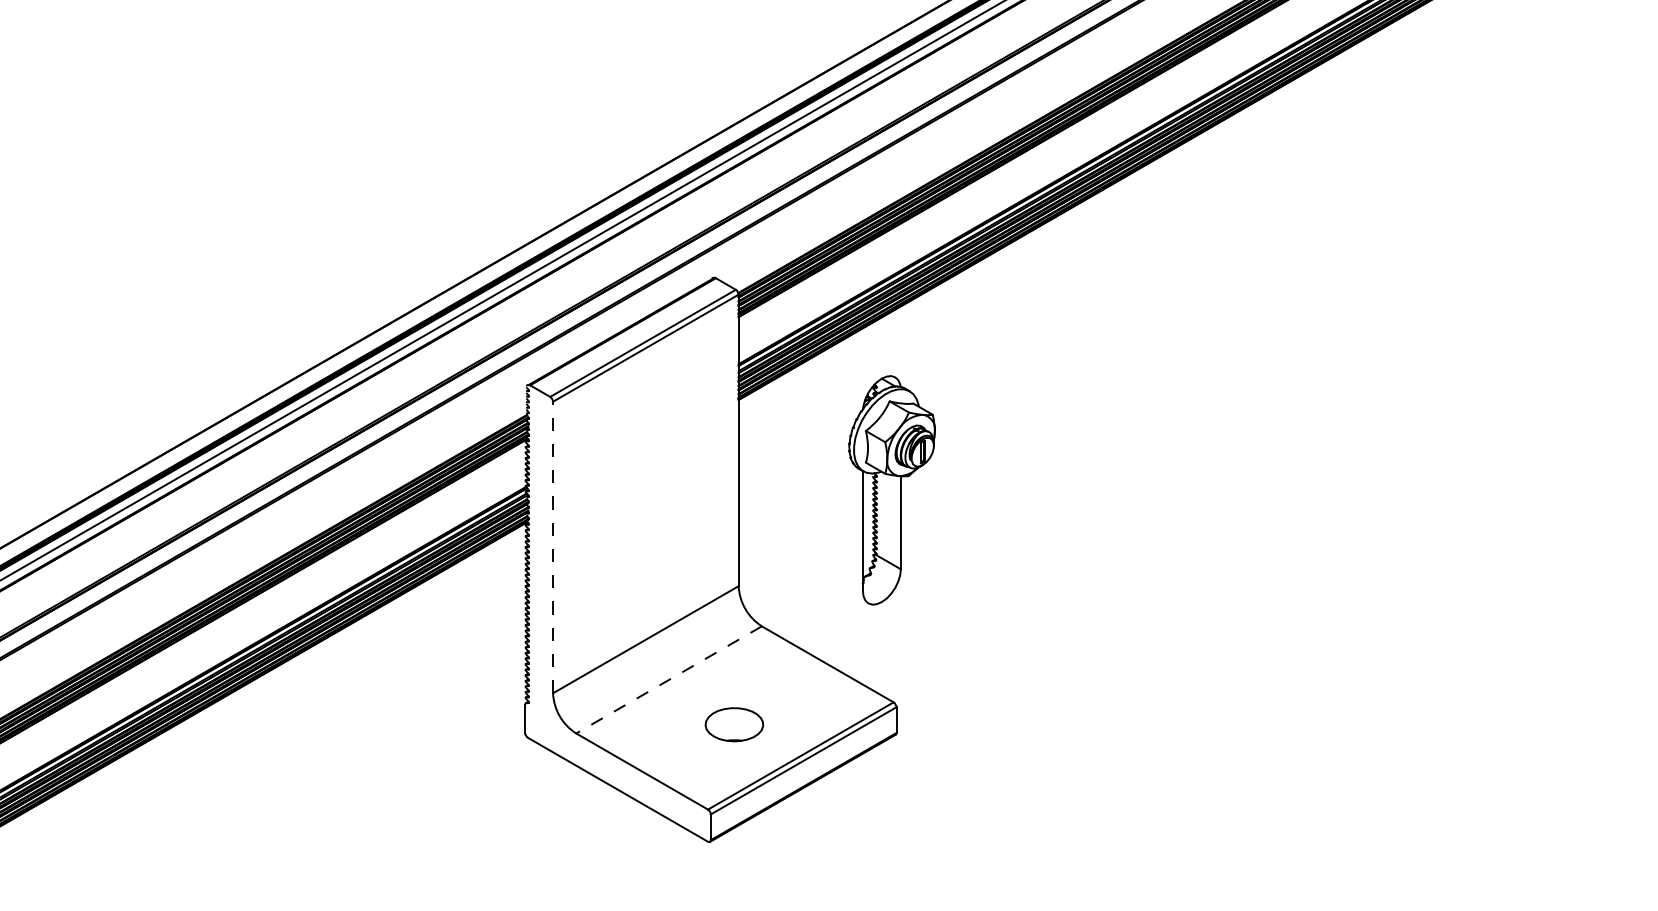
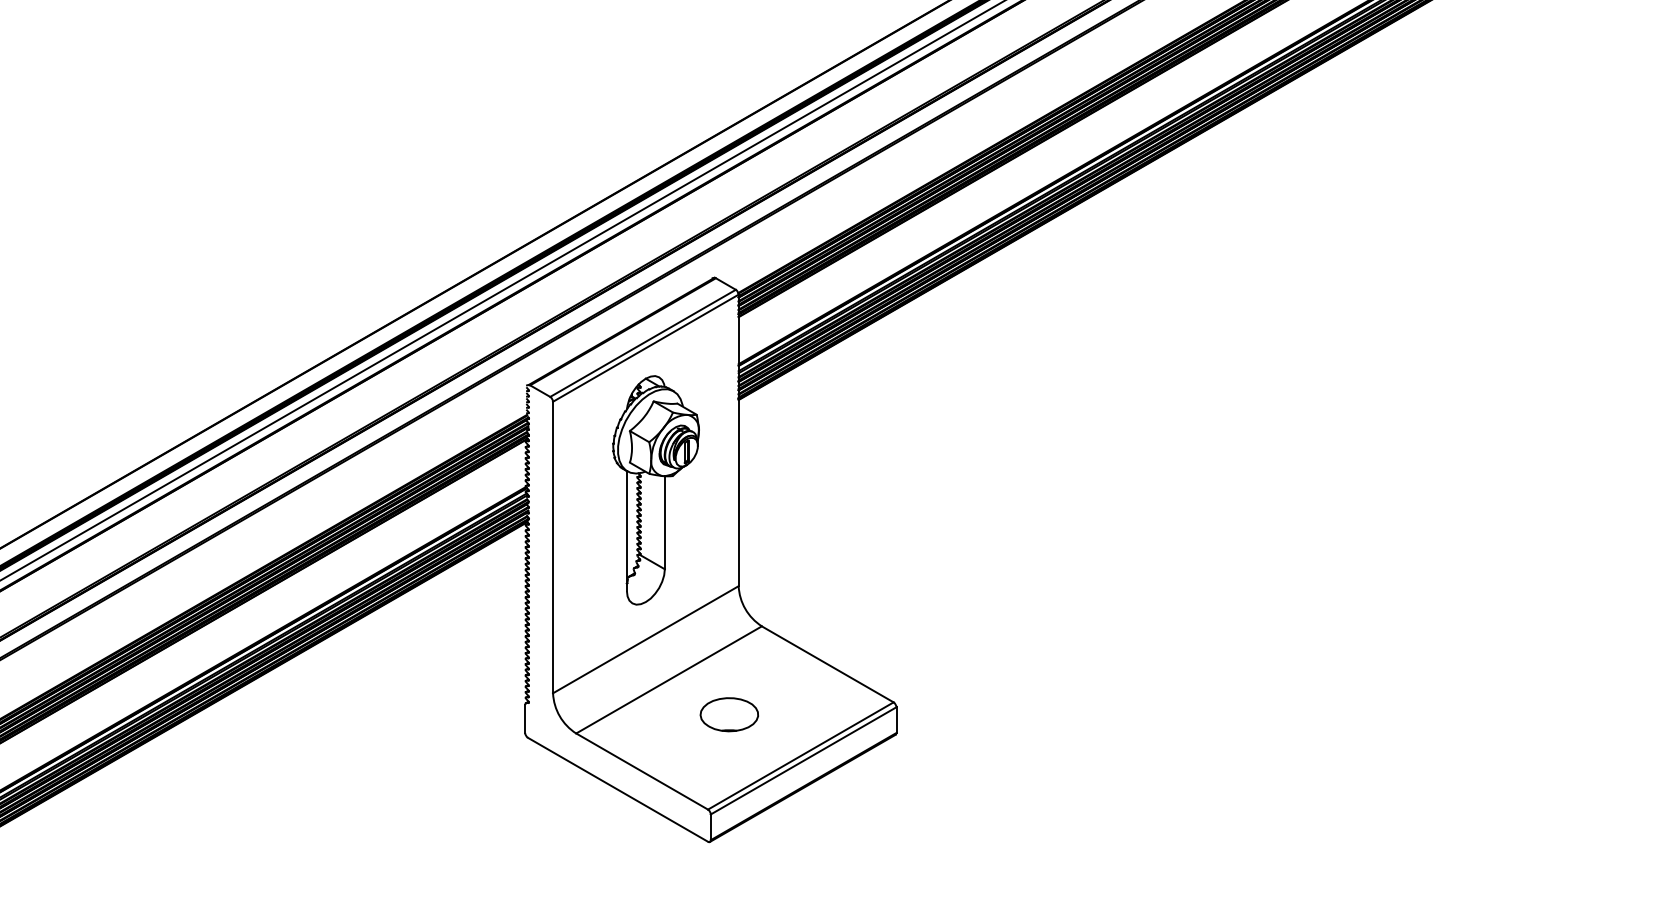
part position: (891, 490) -> (655, 490) (655, 490)
line: dashed -> solid (553, 547)
line: dashed -> solid (668, 680)
part position: (733, 724) -> (728, 714) (728, 714)
